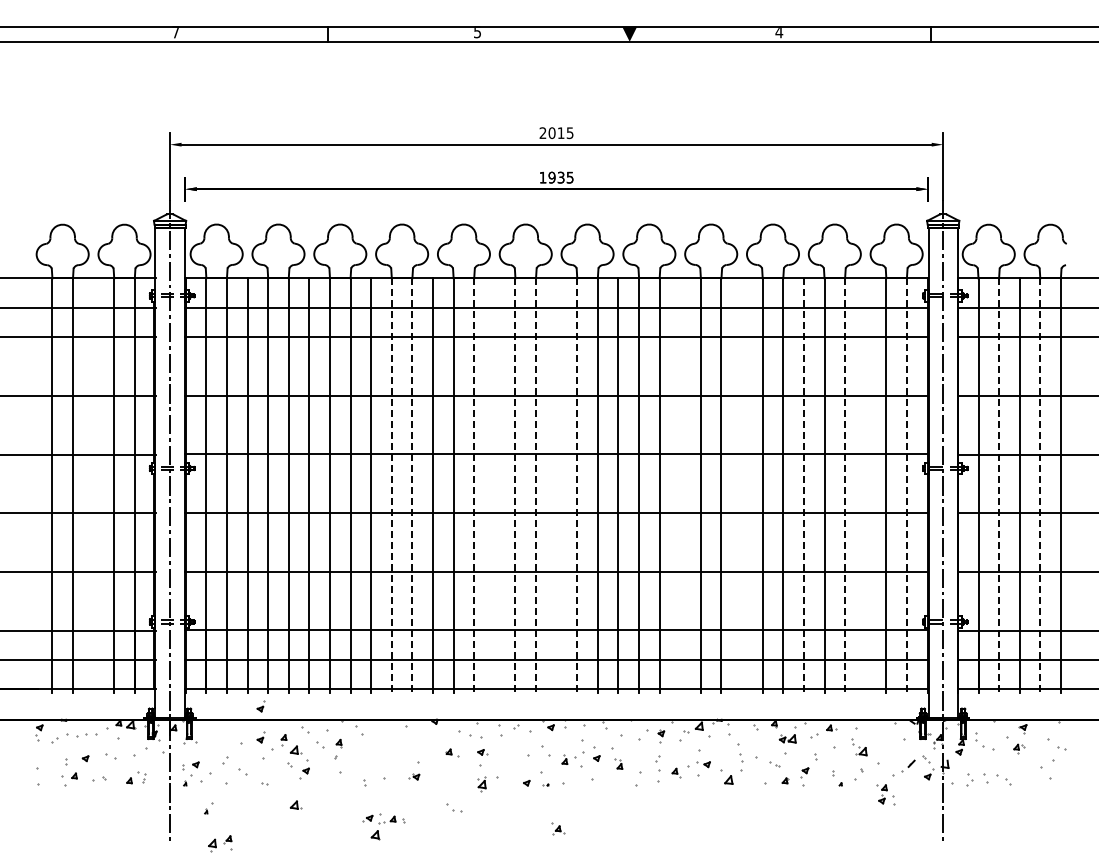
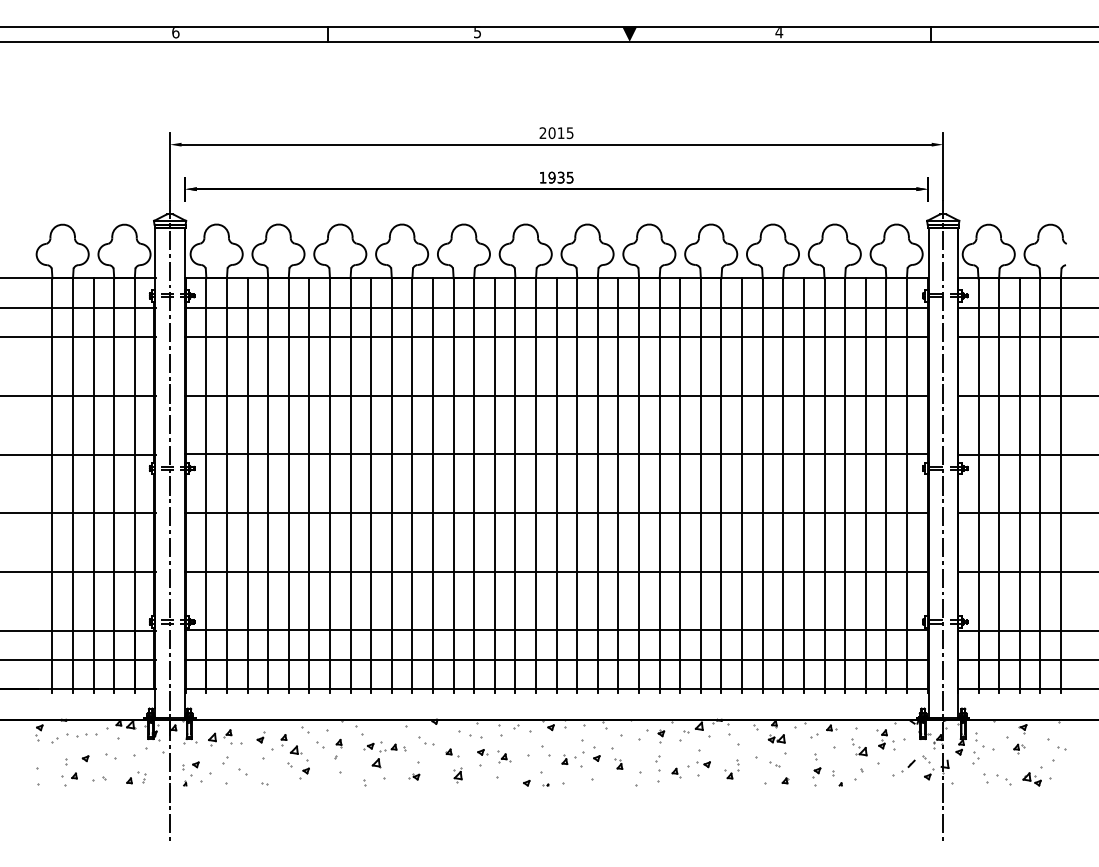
text: 7 -> 6 (175, 33)
line: none -> present (93, 485)
line: dashed -> solid (391, 485)
line: dashed -> solid (412, 485)
line: dashed -> solid (474, 485)
line: none -> present (494, 485)
line: dashed -> solid (515, 485)
line: dashed -> solid (536, 485)
line: none -> present (556, 485)
line: dashed -> solid (577, 485)
line: none -> present (680, 485)
line: none -> present (742, 485)
line: dashed -> solid (803, 485)
line: dashed -> solid (845, 485)
line: none -> present (865, 485)
line: dashed -> solid (906, 485)
line: dashed -> solid (999, 486)
line: dashed -> solid (1040, 486)
part: present -> none (260, 706)
part position: (787, 738) -> (776, 738) (776, 738)
part size: 24x32 px -> 16x21 px (731, 769)
part position: (804, 776) -> (816, 776) (816, 776)
part position: (969, 779) -> (975, 757) (975, 757)
part: none -> present (1031, 779)
part position: (481, 784) -> (457, 775) (457, 775)
part position: (885, 794) -> (885, 739) (885, 739)
part: present -> none (295, 804)
part position: (454, 807) -> (426, 740) (426, 740)
part: present -> none (208, 808)
part position: (383, 826) -> (384, 754) (384, 754)
part position: (558, 828) -> (504, 756) (504, 756)
part position: (220, 843) -> (220, 737) (220, 737)
